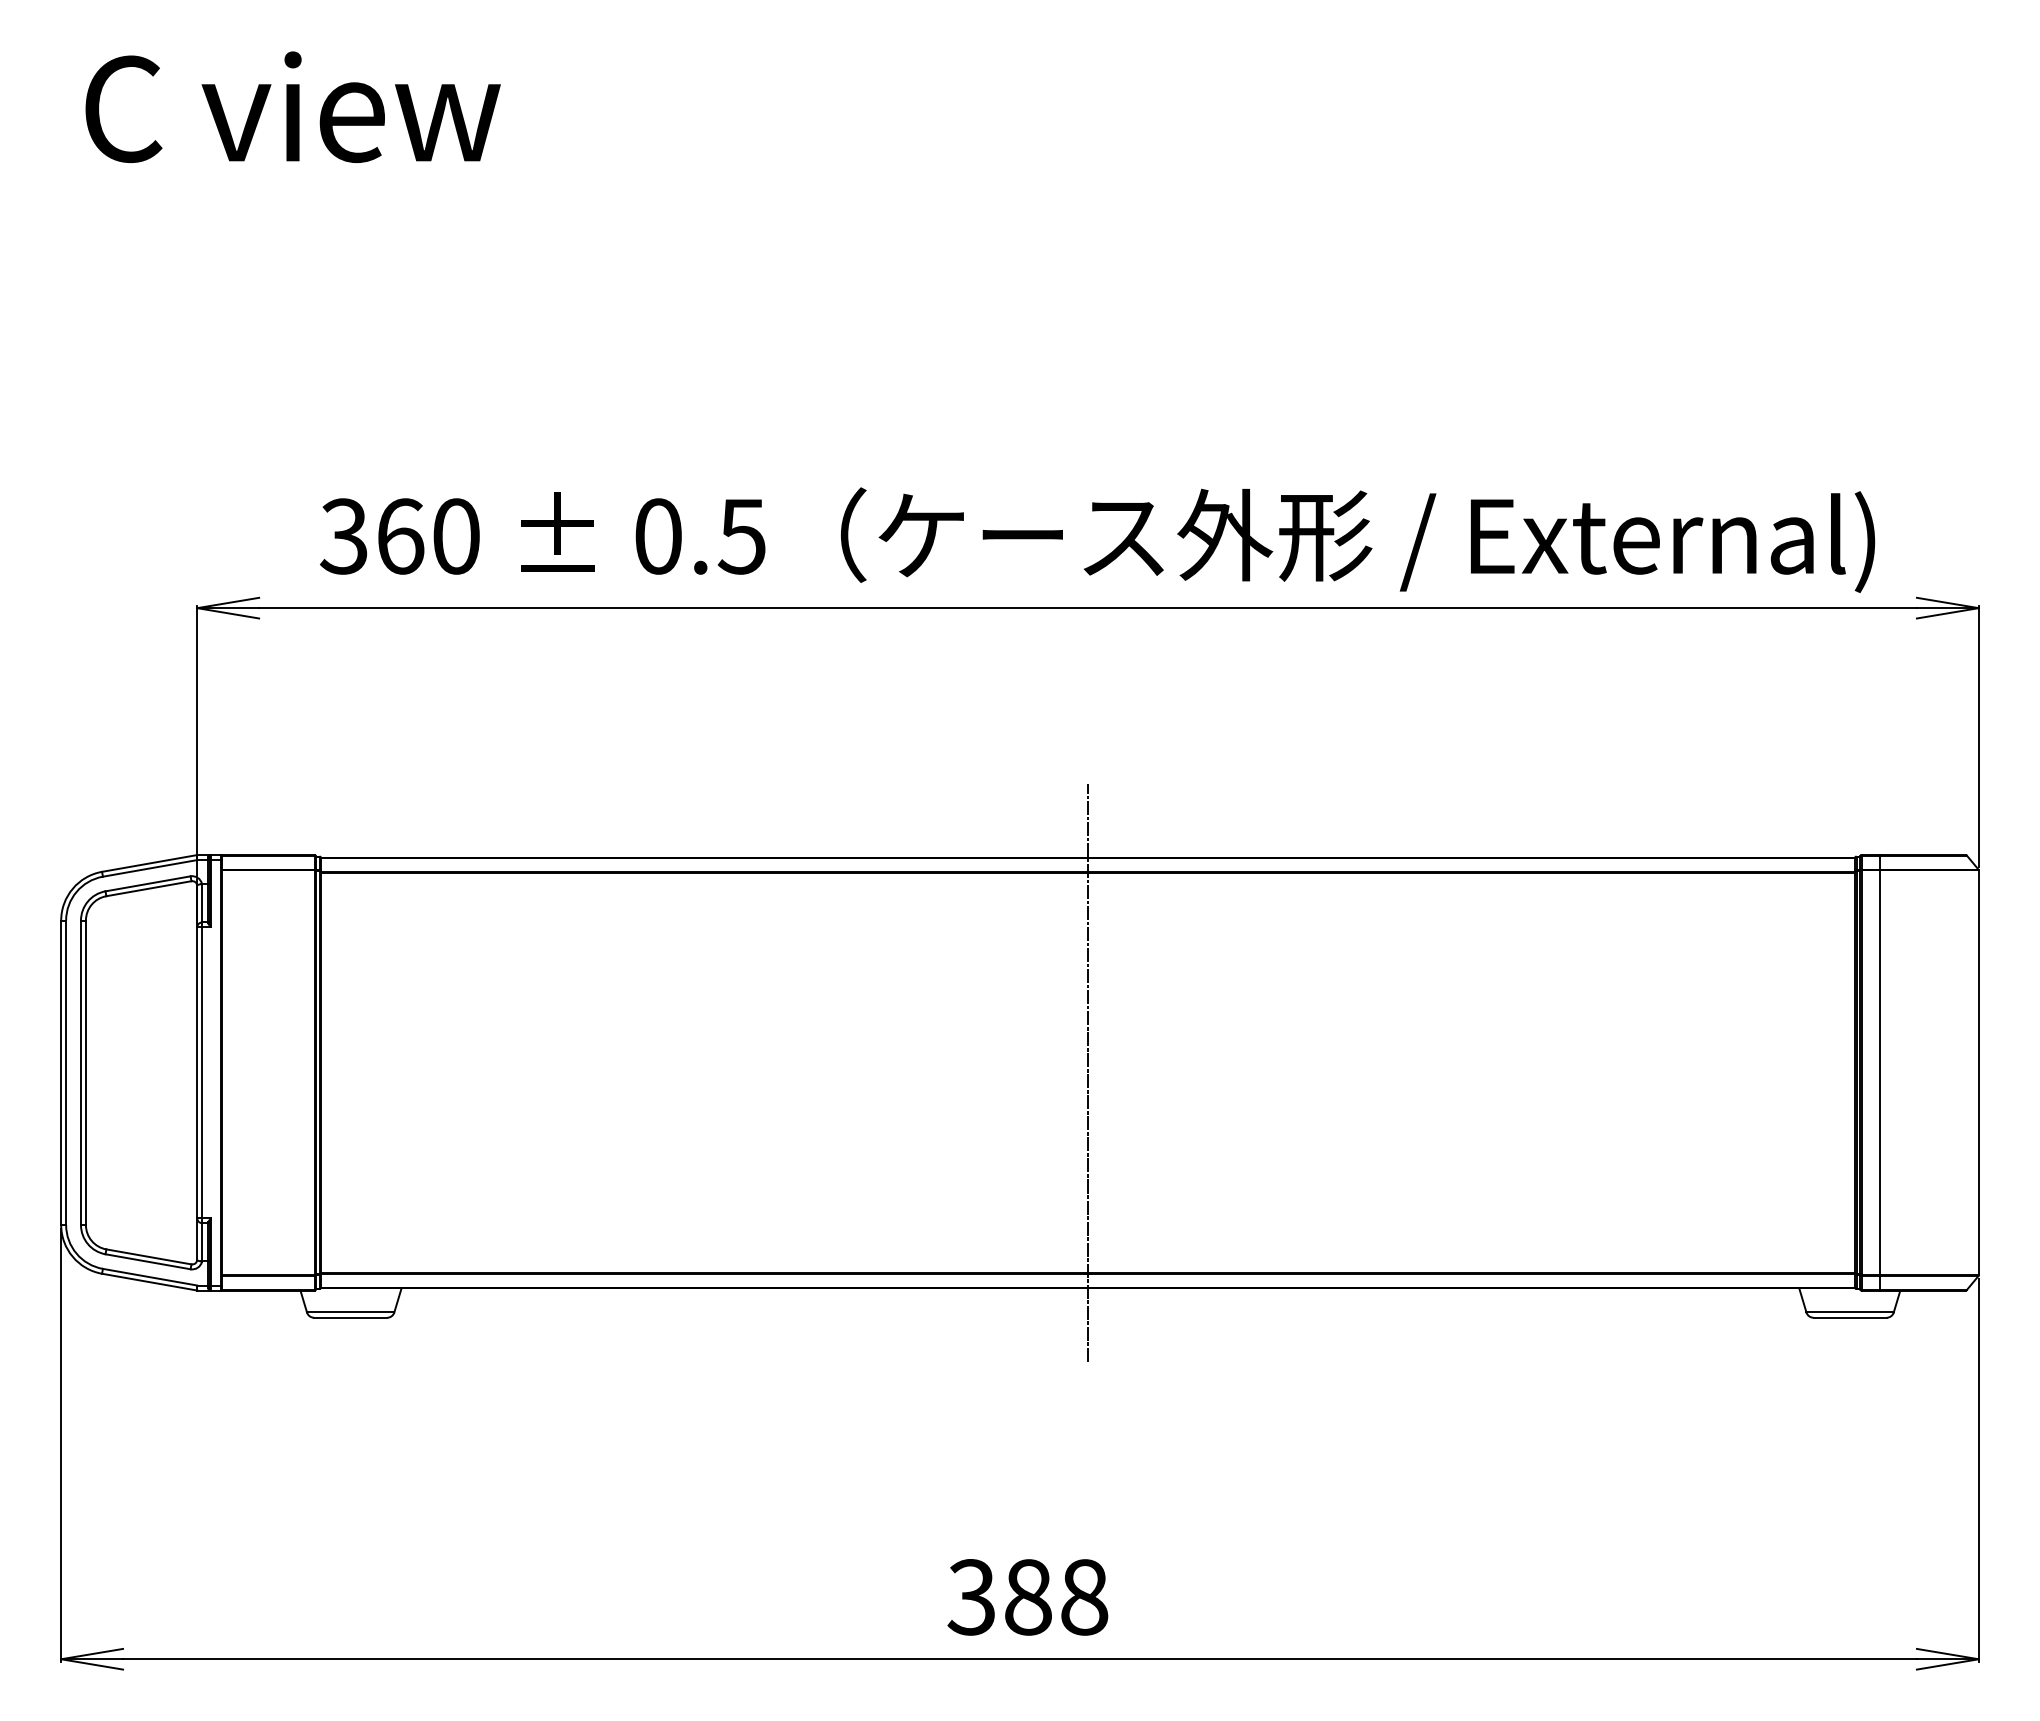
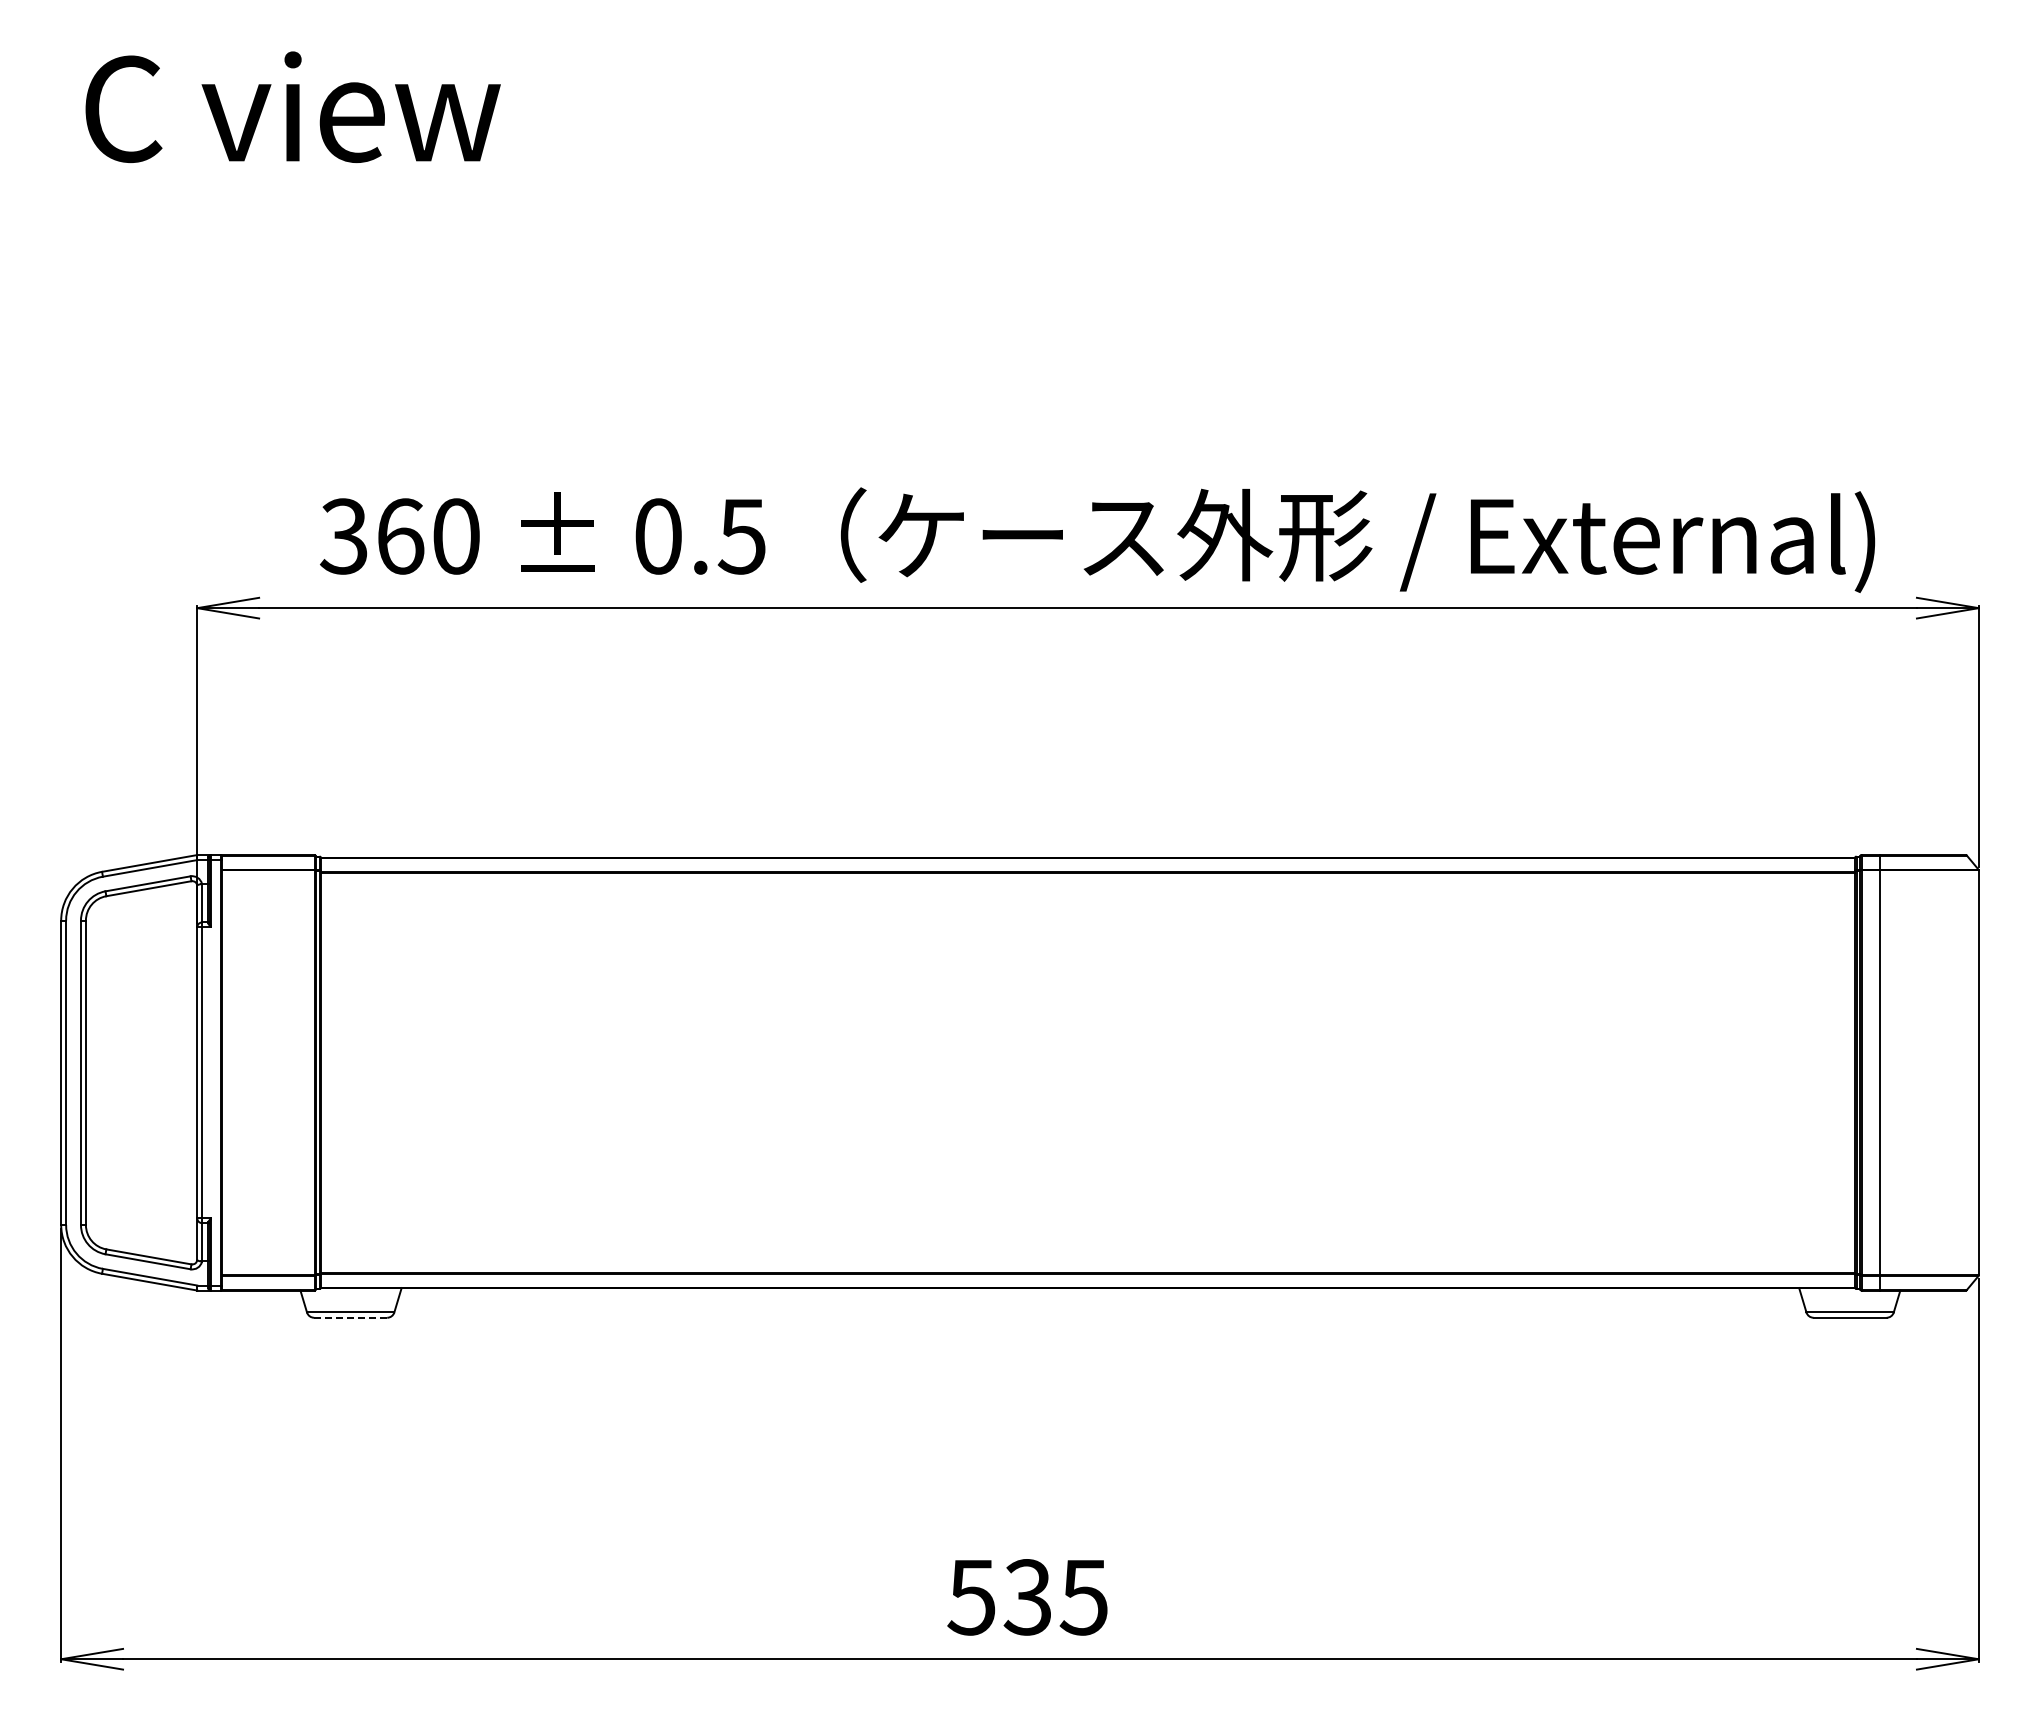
line: present -> none (1088, 1072)
line: solid -> dashed (350, 1317)
text: 388 -> 535 (1027, 1597)
